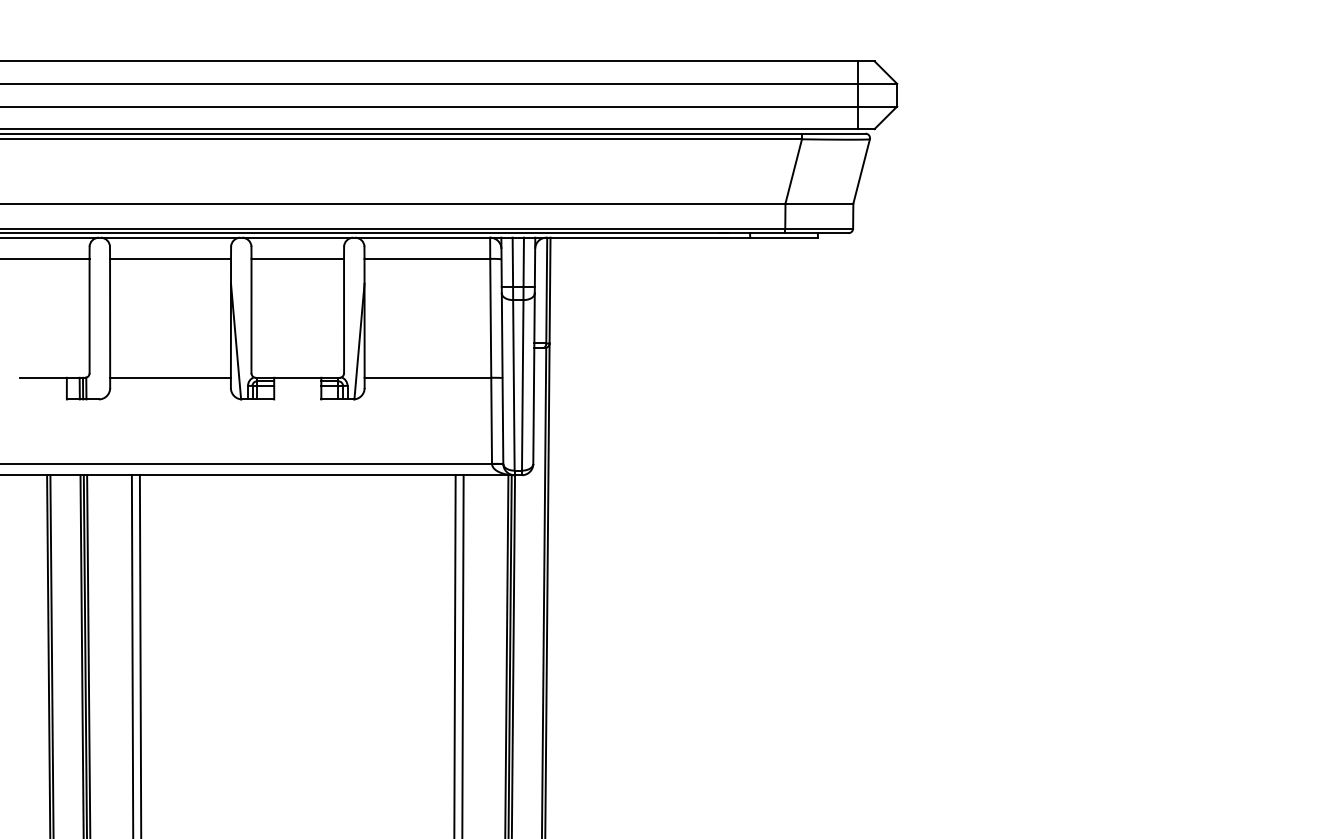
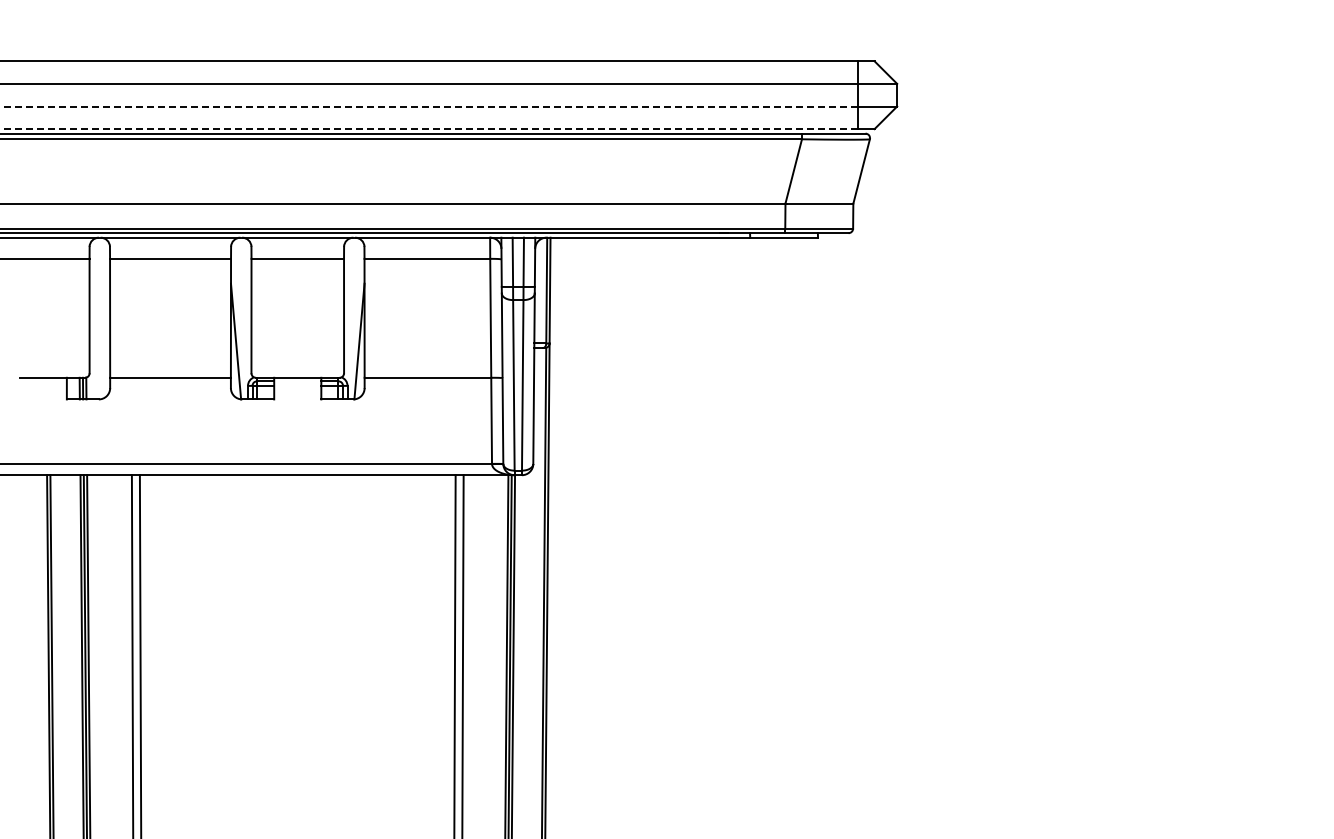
line: solid -> dashed (428, 106)
line: solid -> dashed (428, 129)
